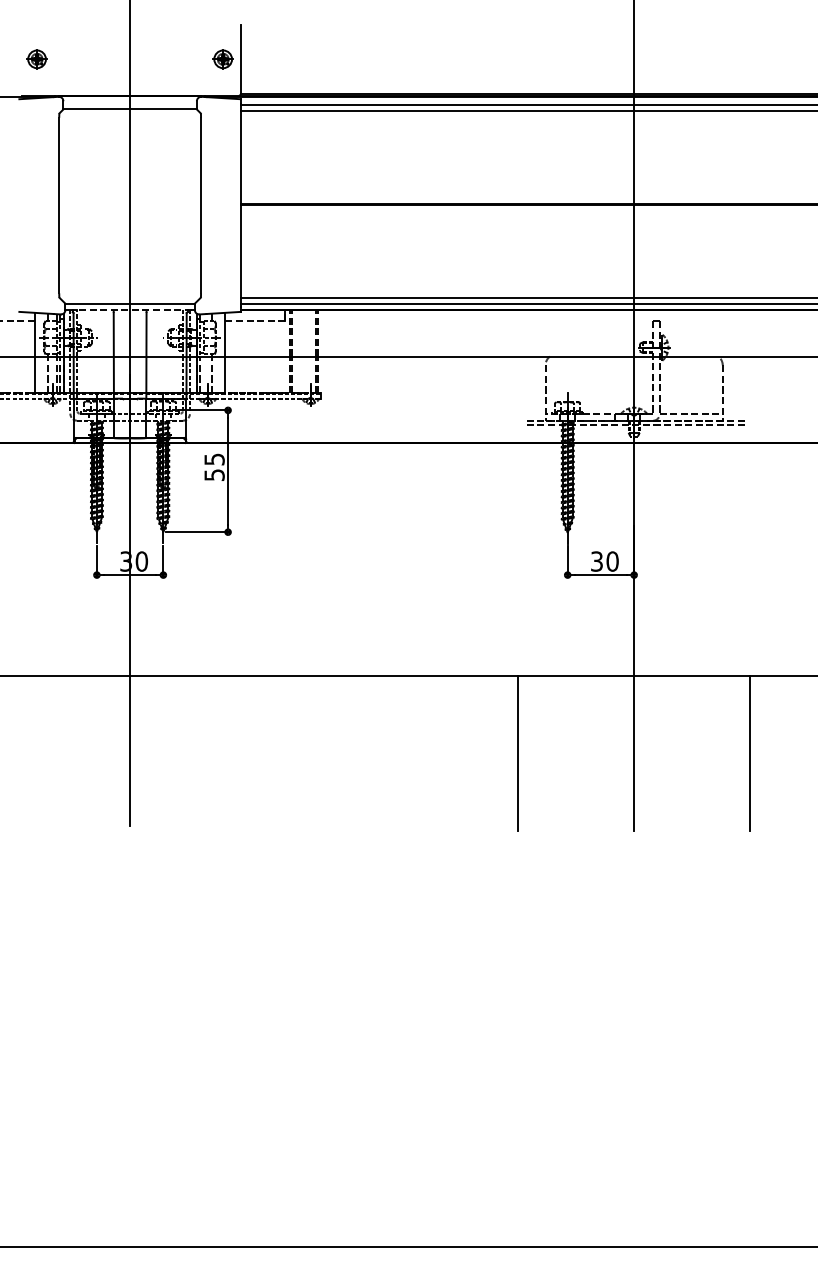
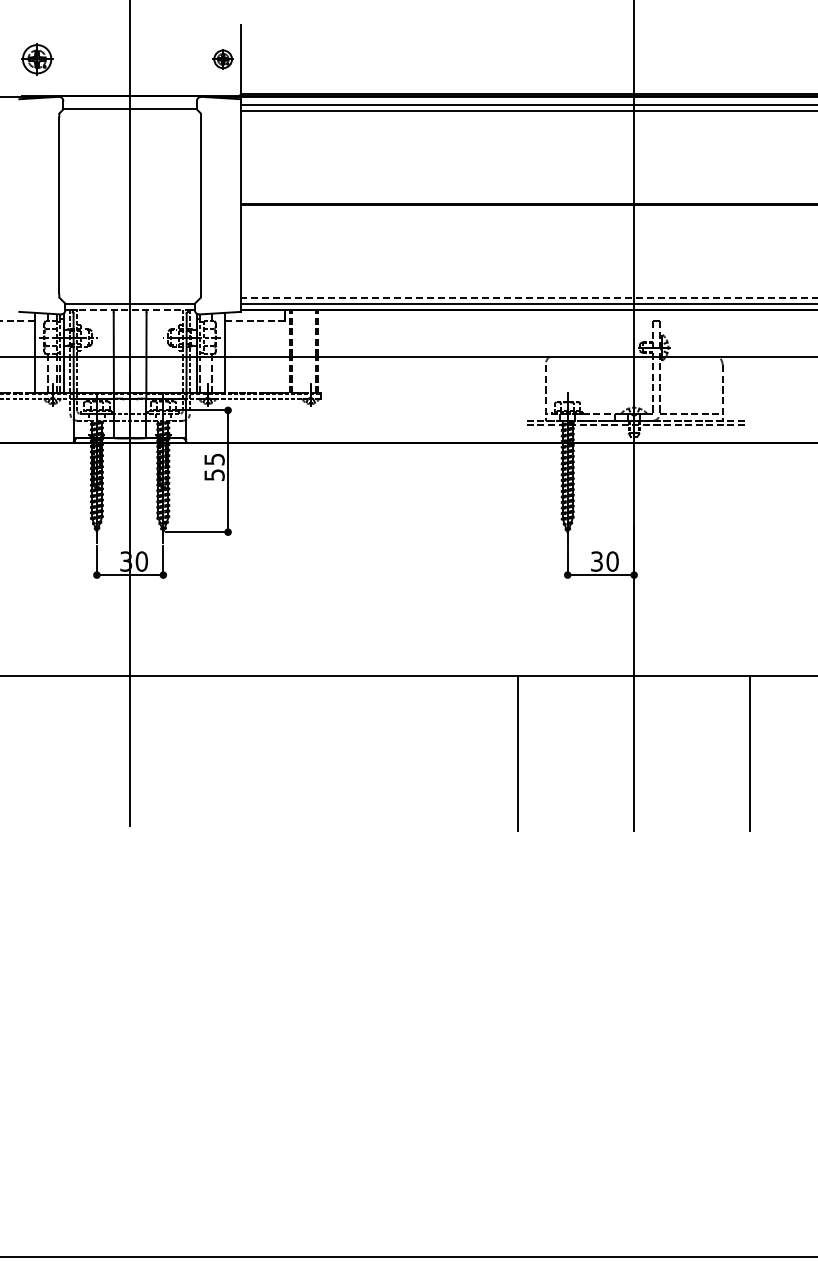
part size: 22x21 px -> 33x33 px (37, 59)
line: solid -> dashed (528, 298)
line position: (408, 1247) -> (408, 1257) (408, 1257)
